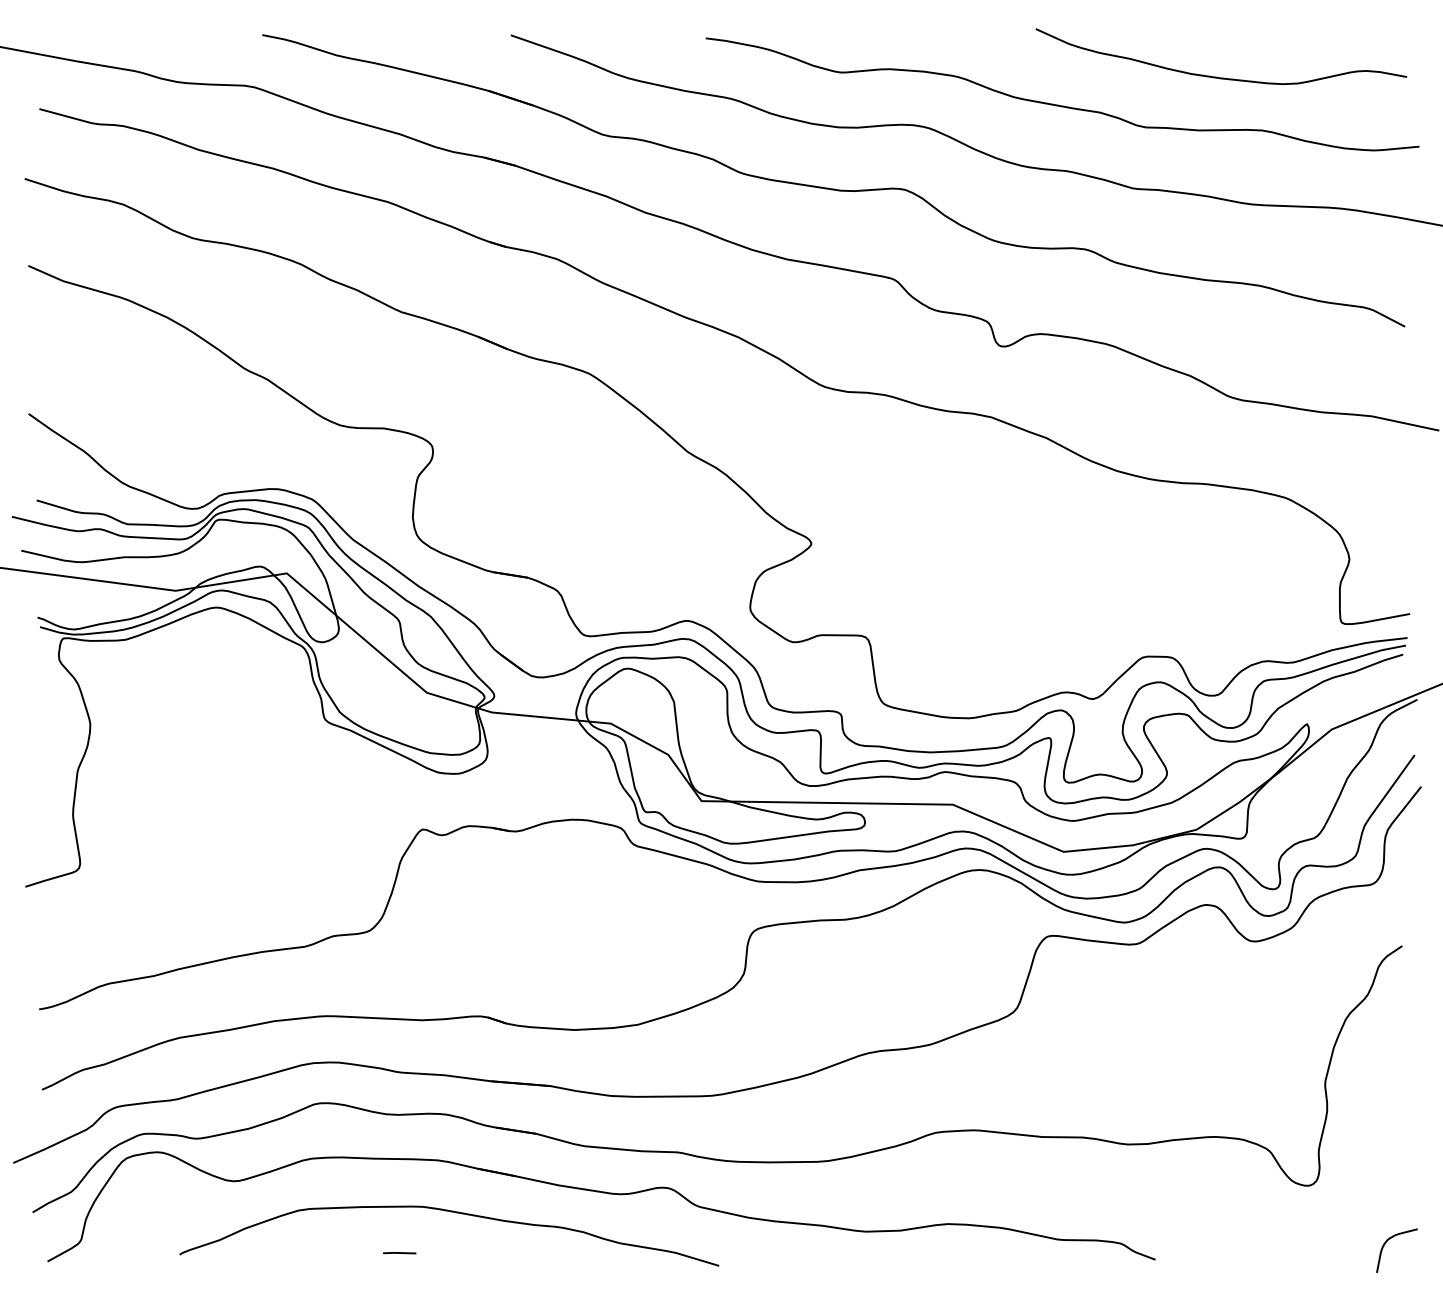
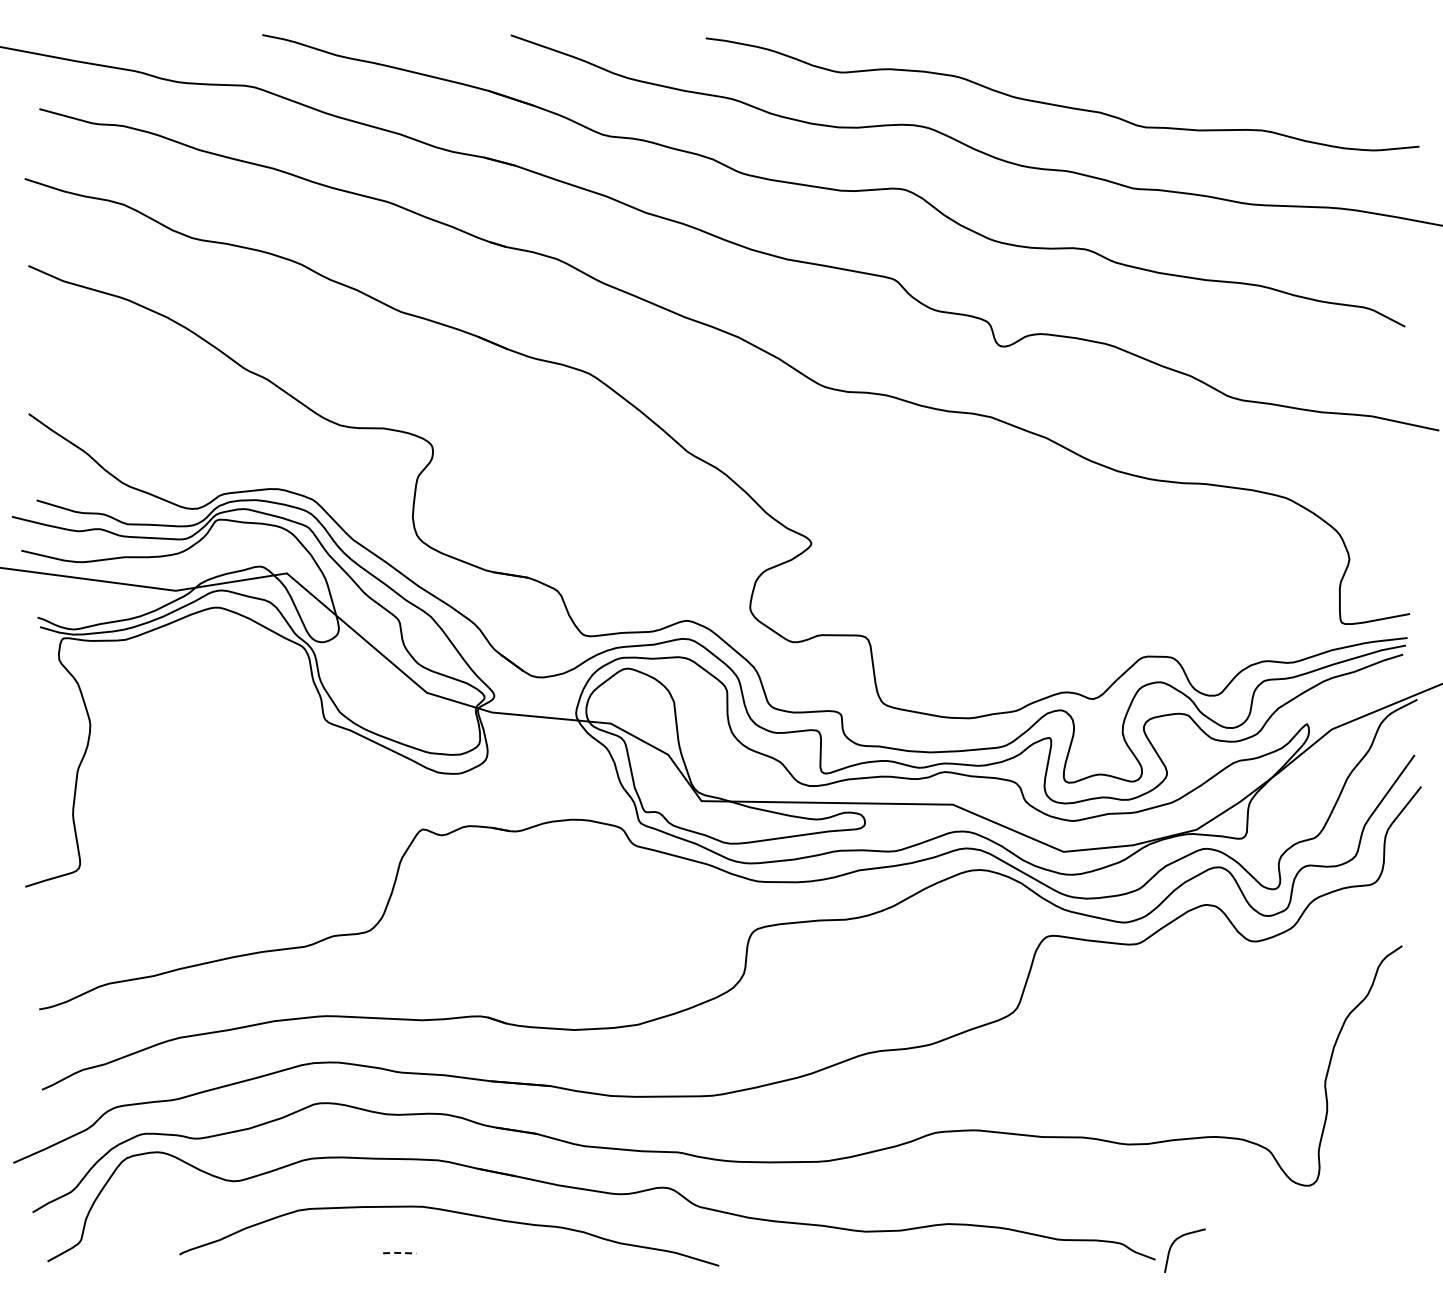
curve: present -> none (1216, 76)
curve position: (1386, 1243) -> (1174, 1243) (1174, 1243)
line: solid -> dashed (399, 1252)
